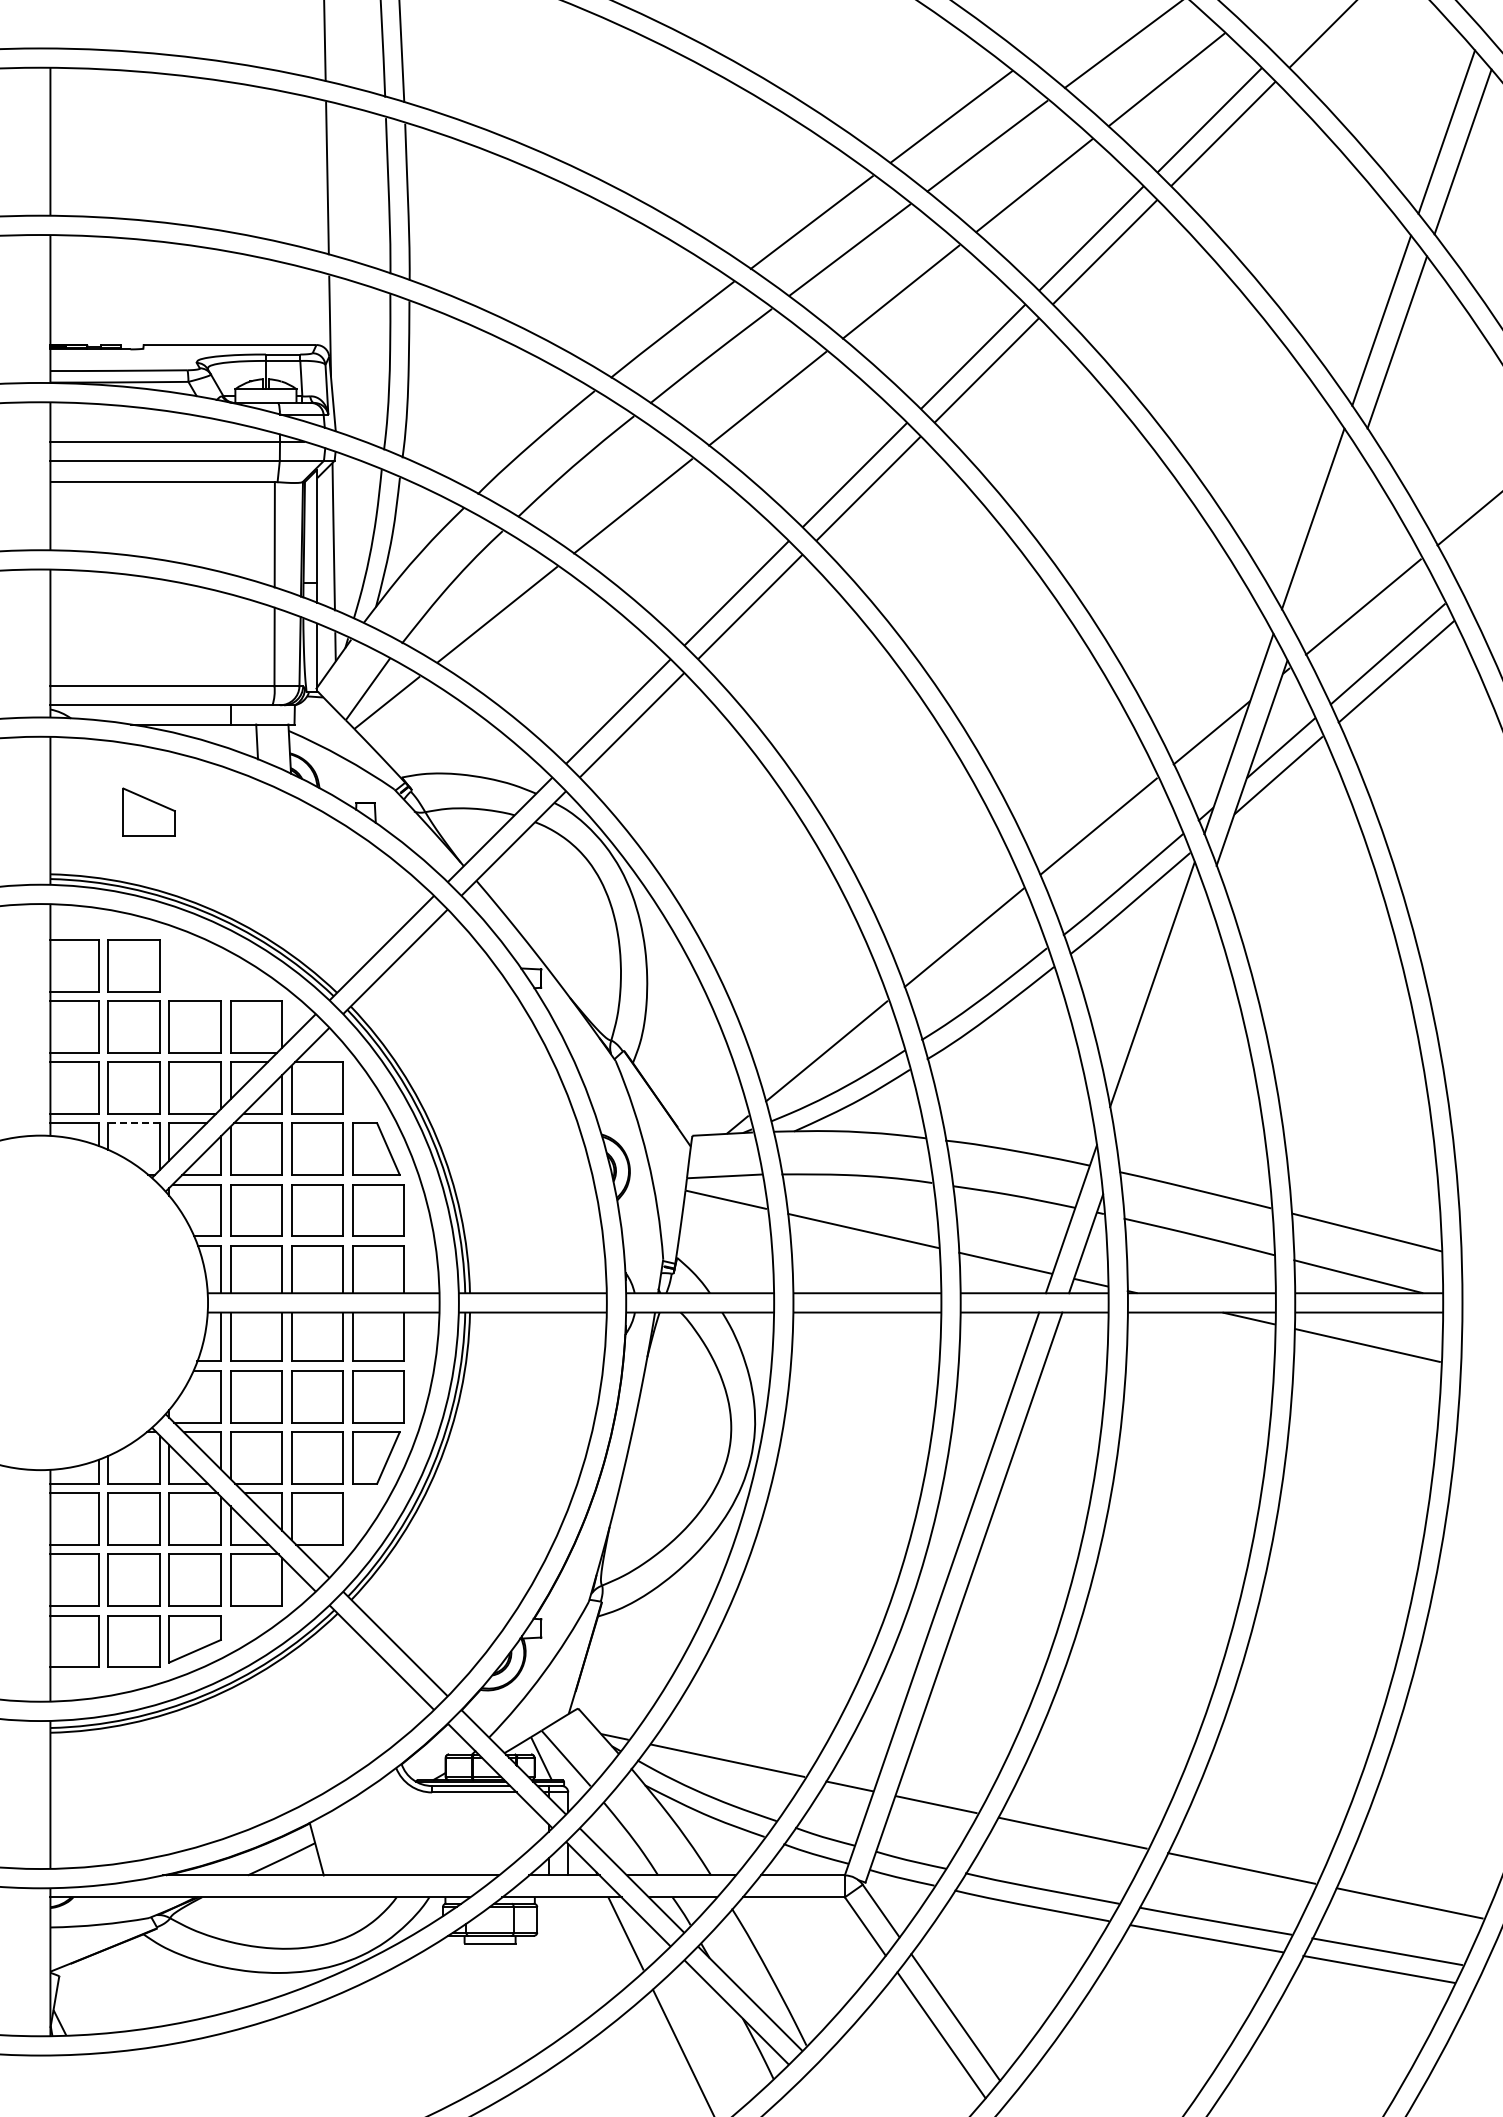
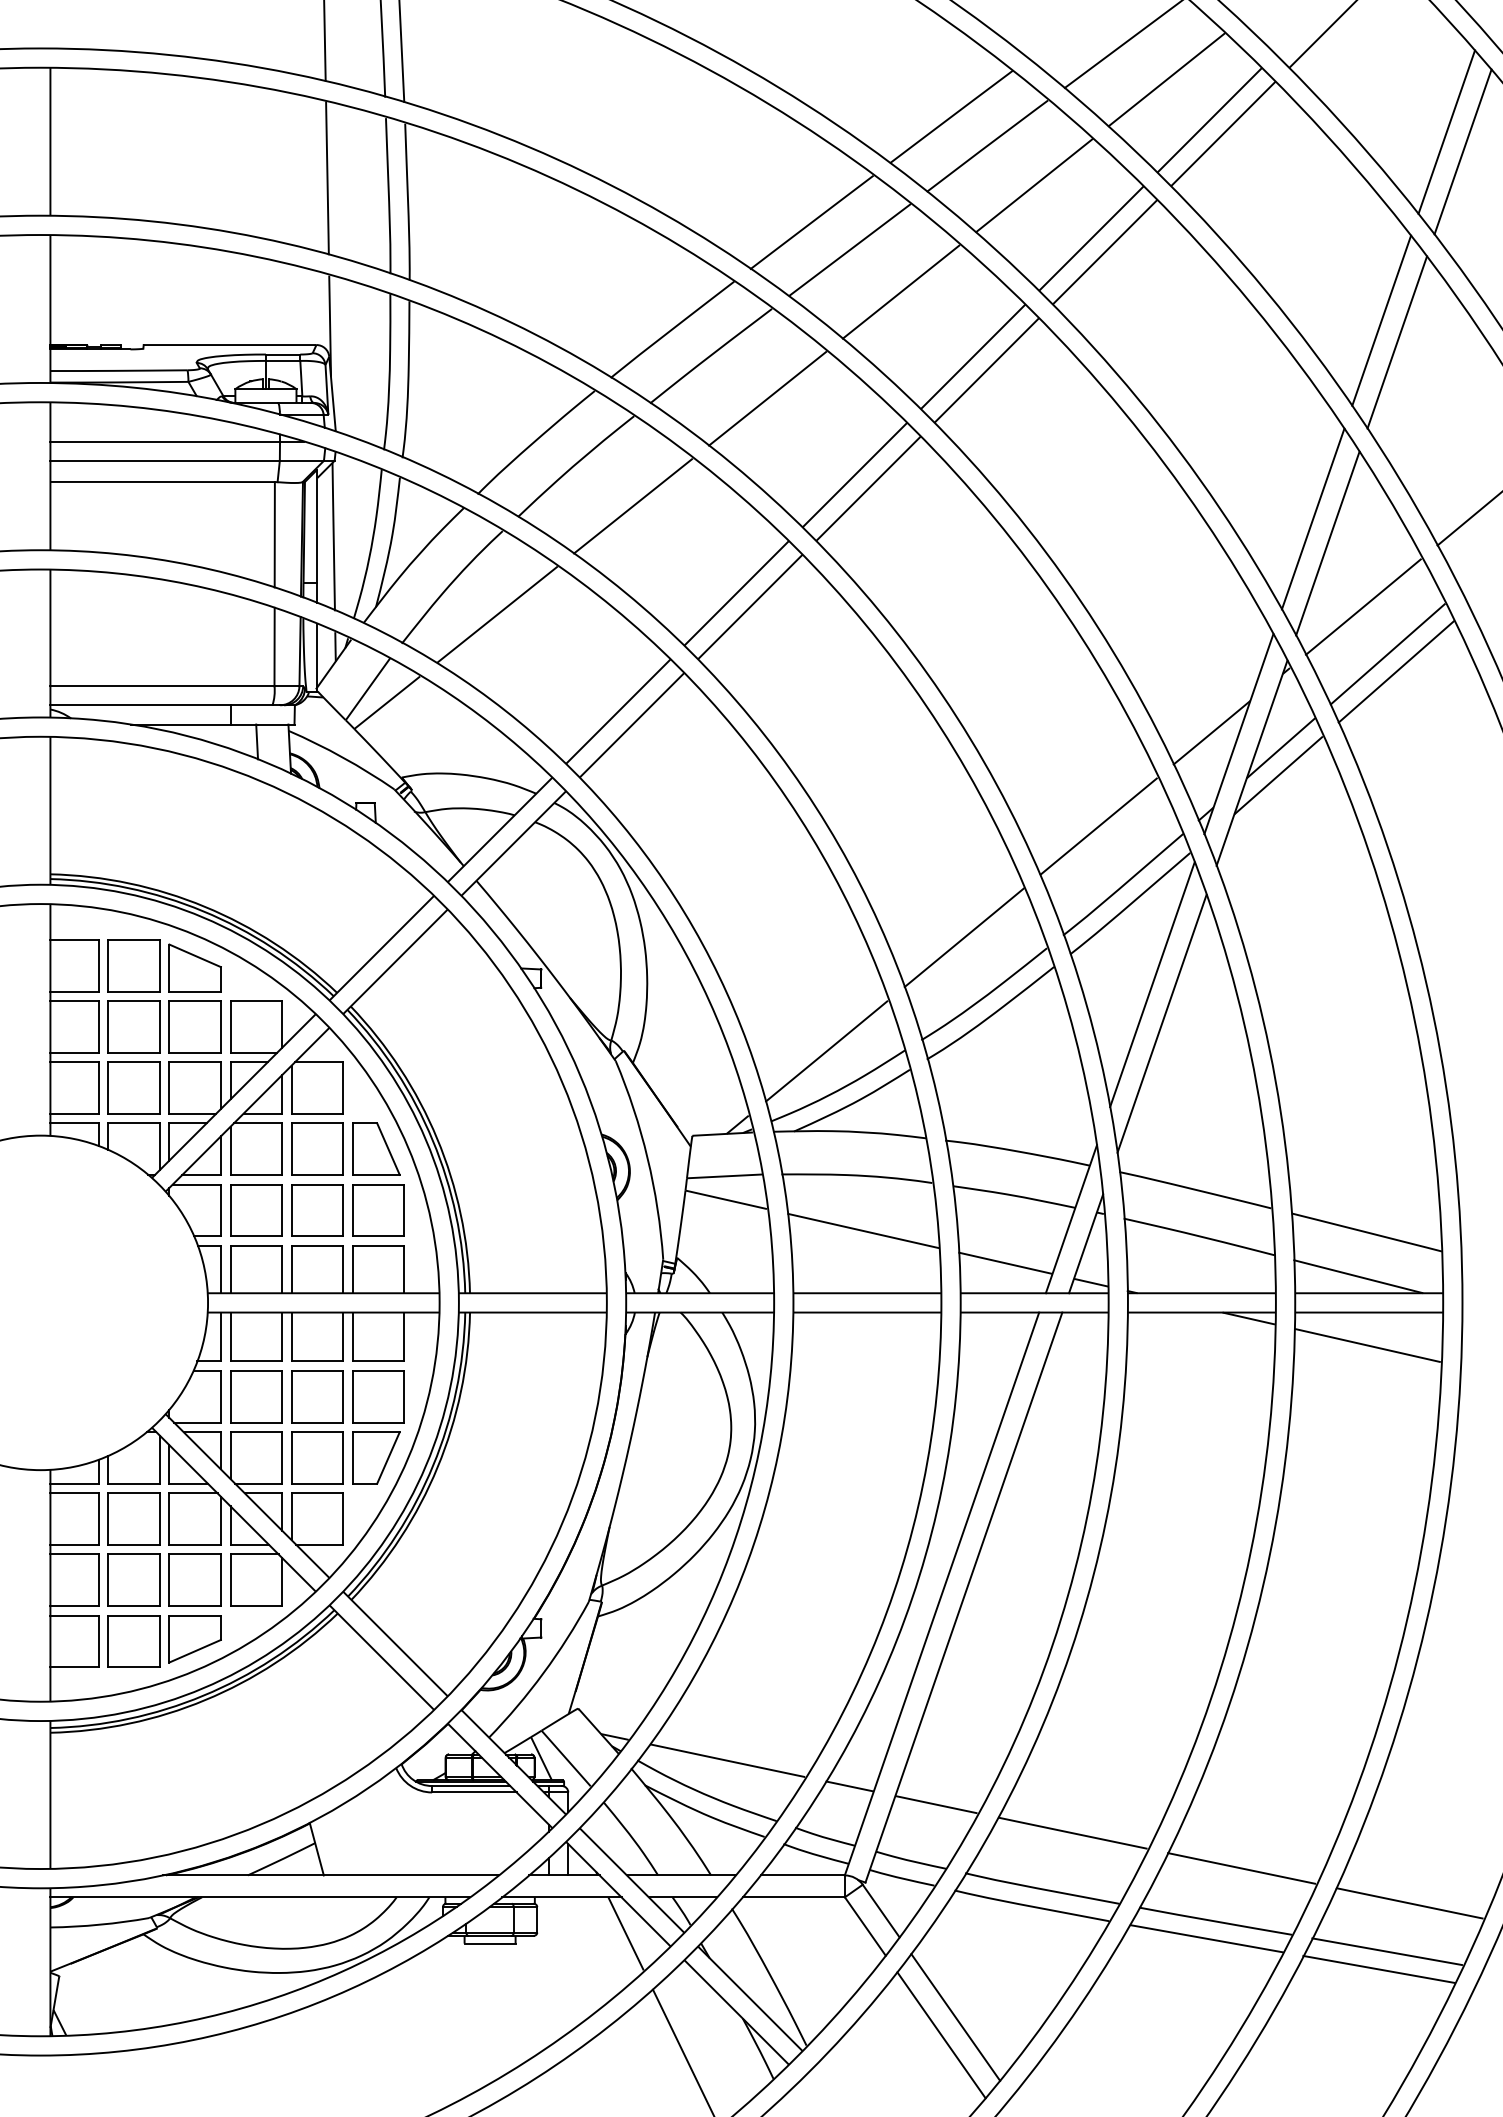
line: none -> present (1327, 543)
part position: (148, 811) -> (194, 967) (194, 967)
line: none -> present (1161, 1023)
line: dashed -> solid (134, 1123)
